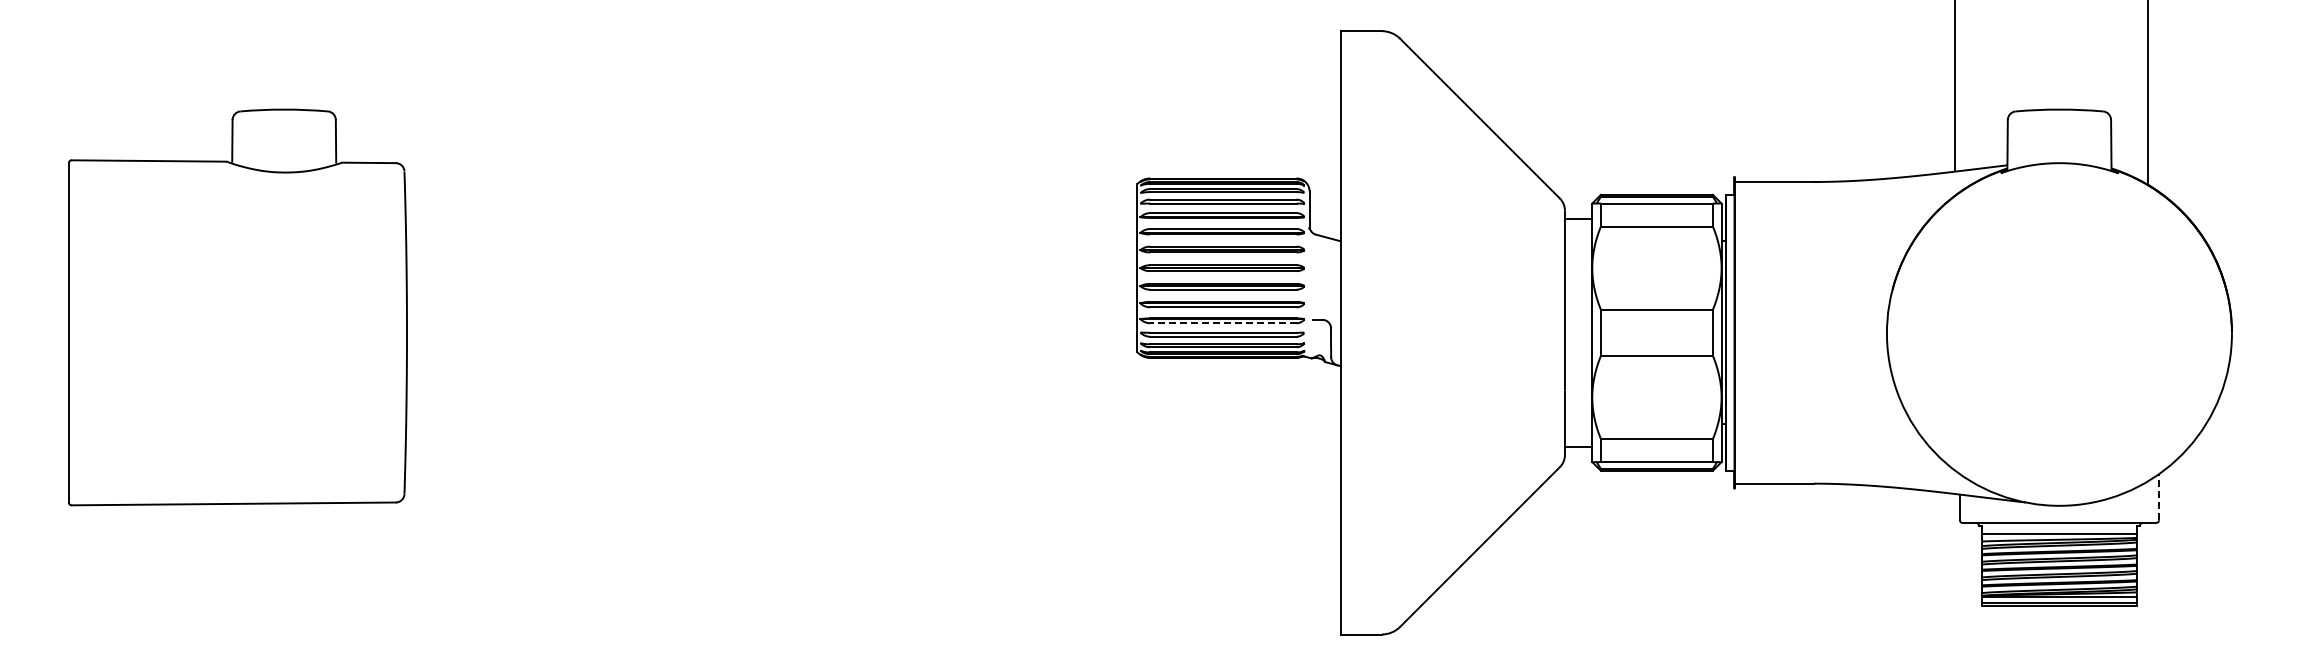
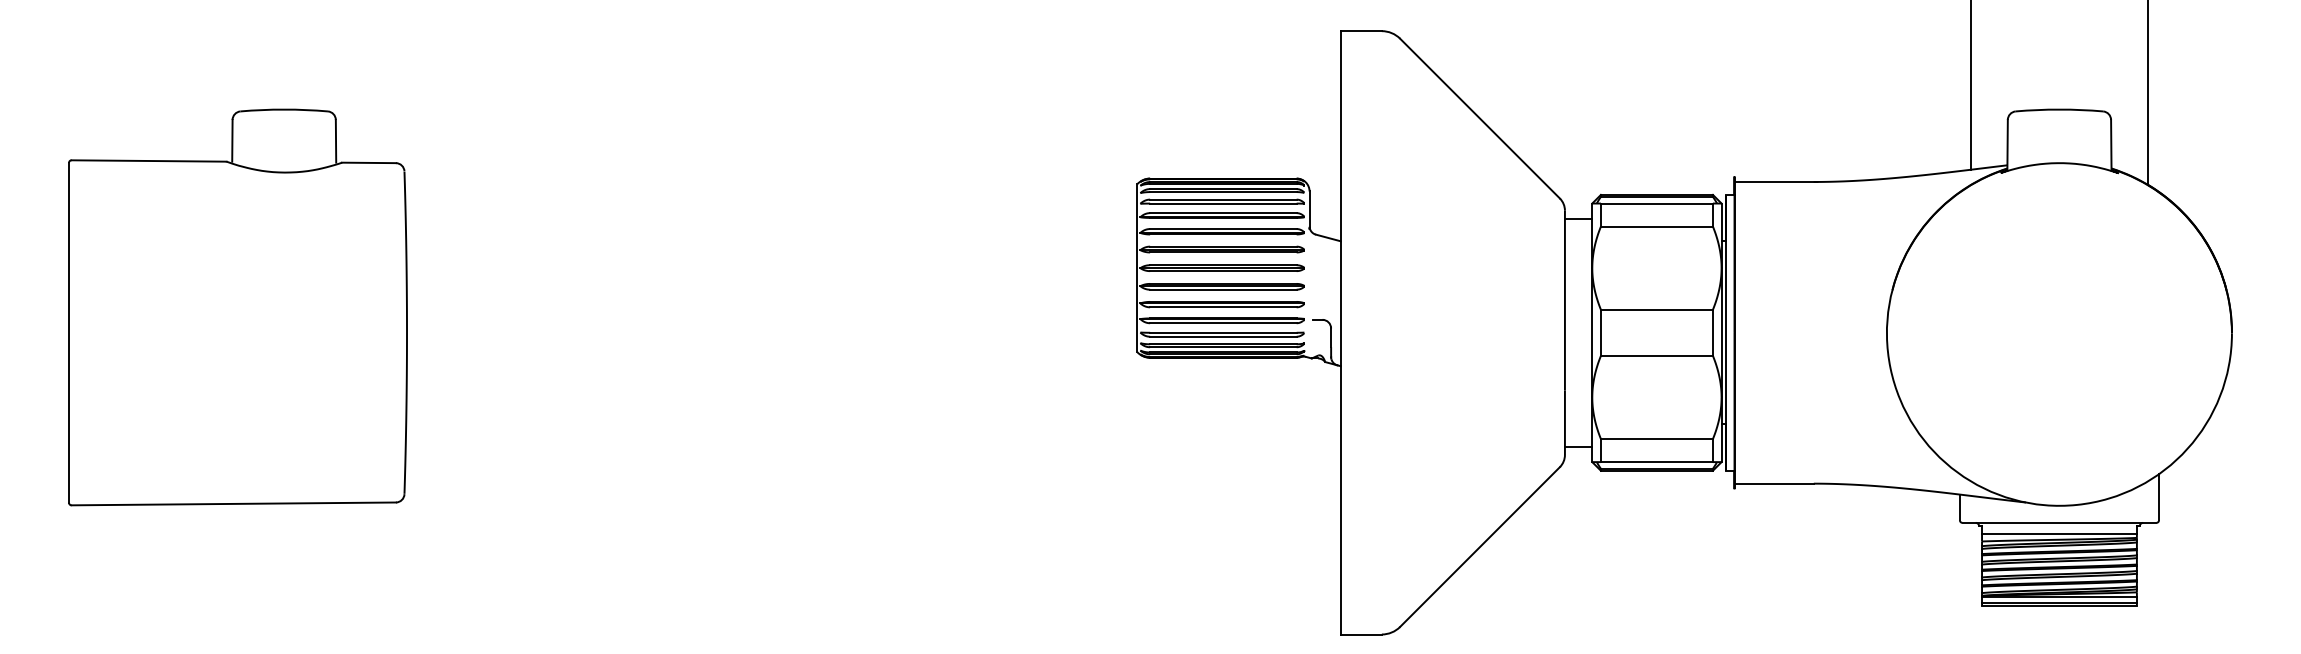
line position: (1955, 85) -> (1971, 85) (1971, 85)
line: dashed -> solid (1222, 323)
line: dashed -> solid (2159, 496)
